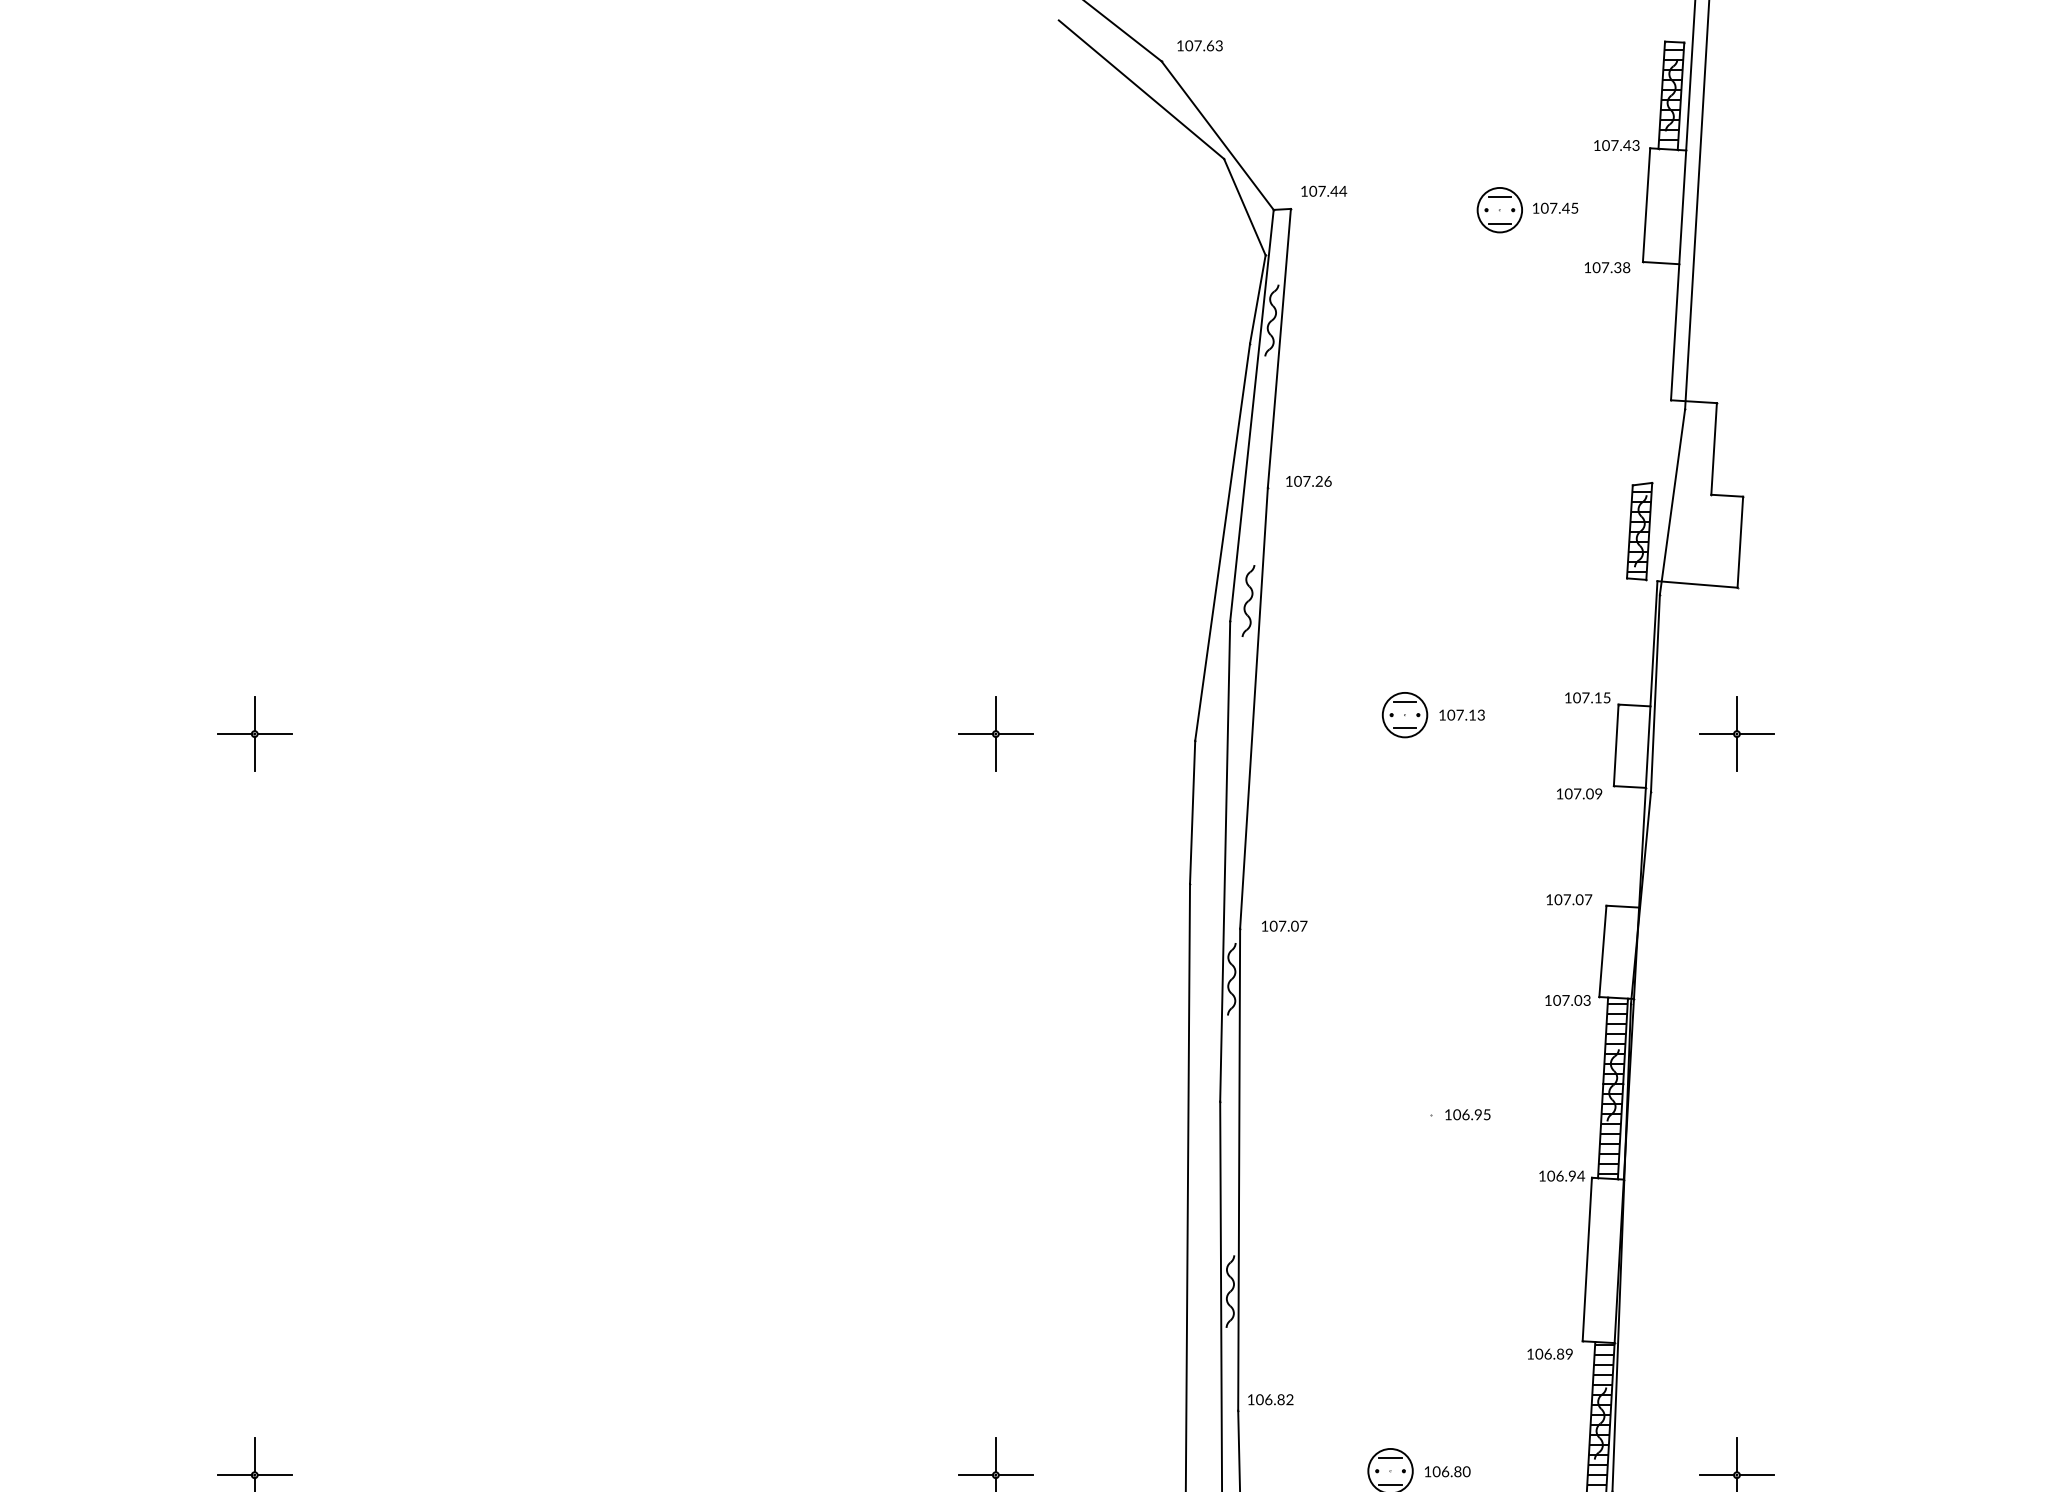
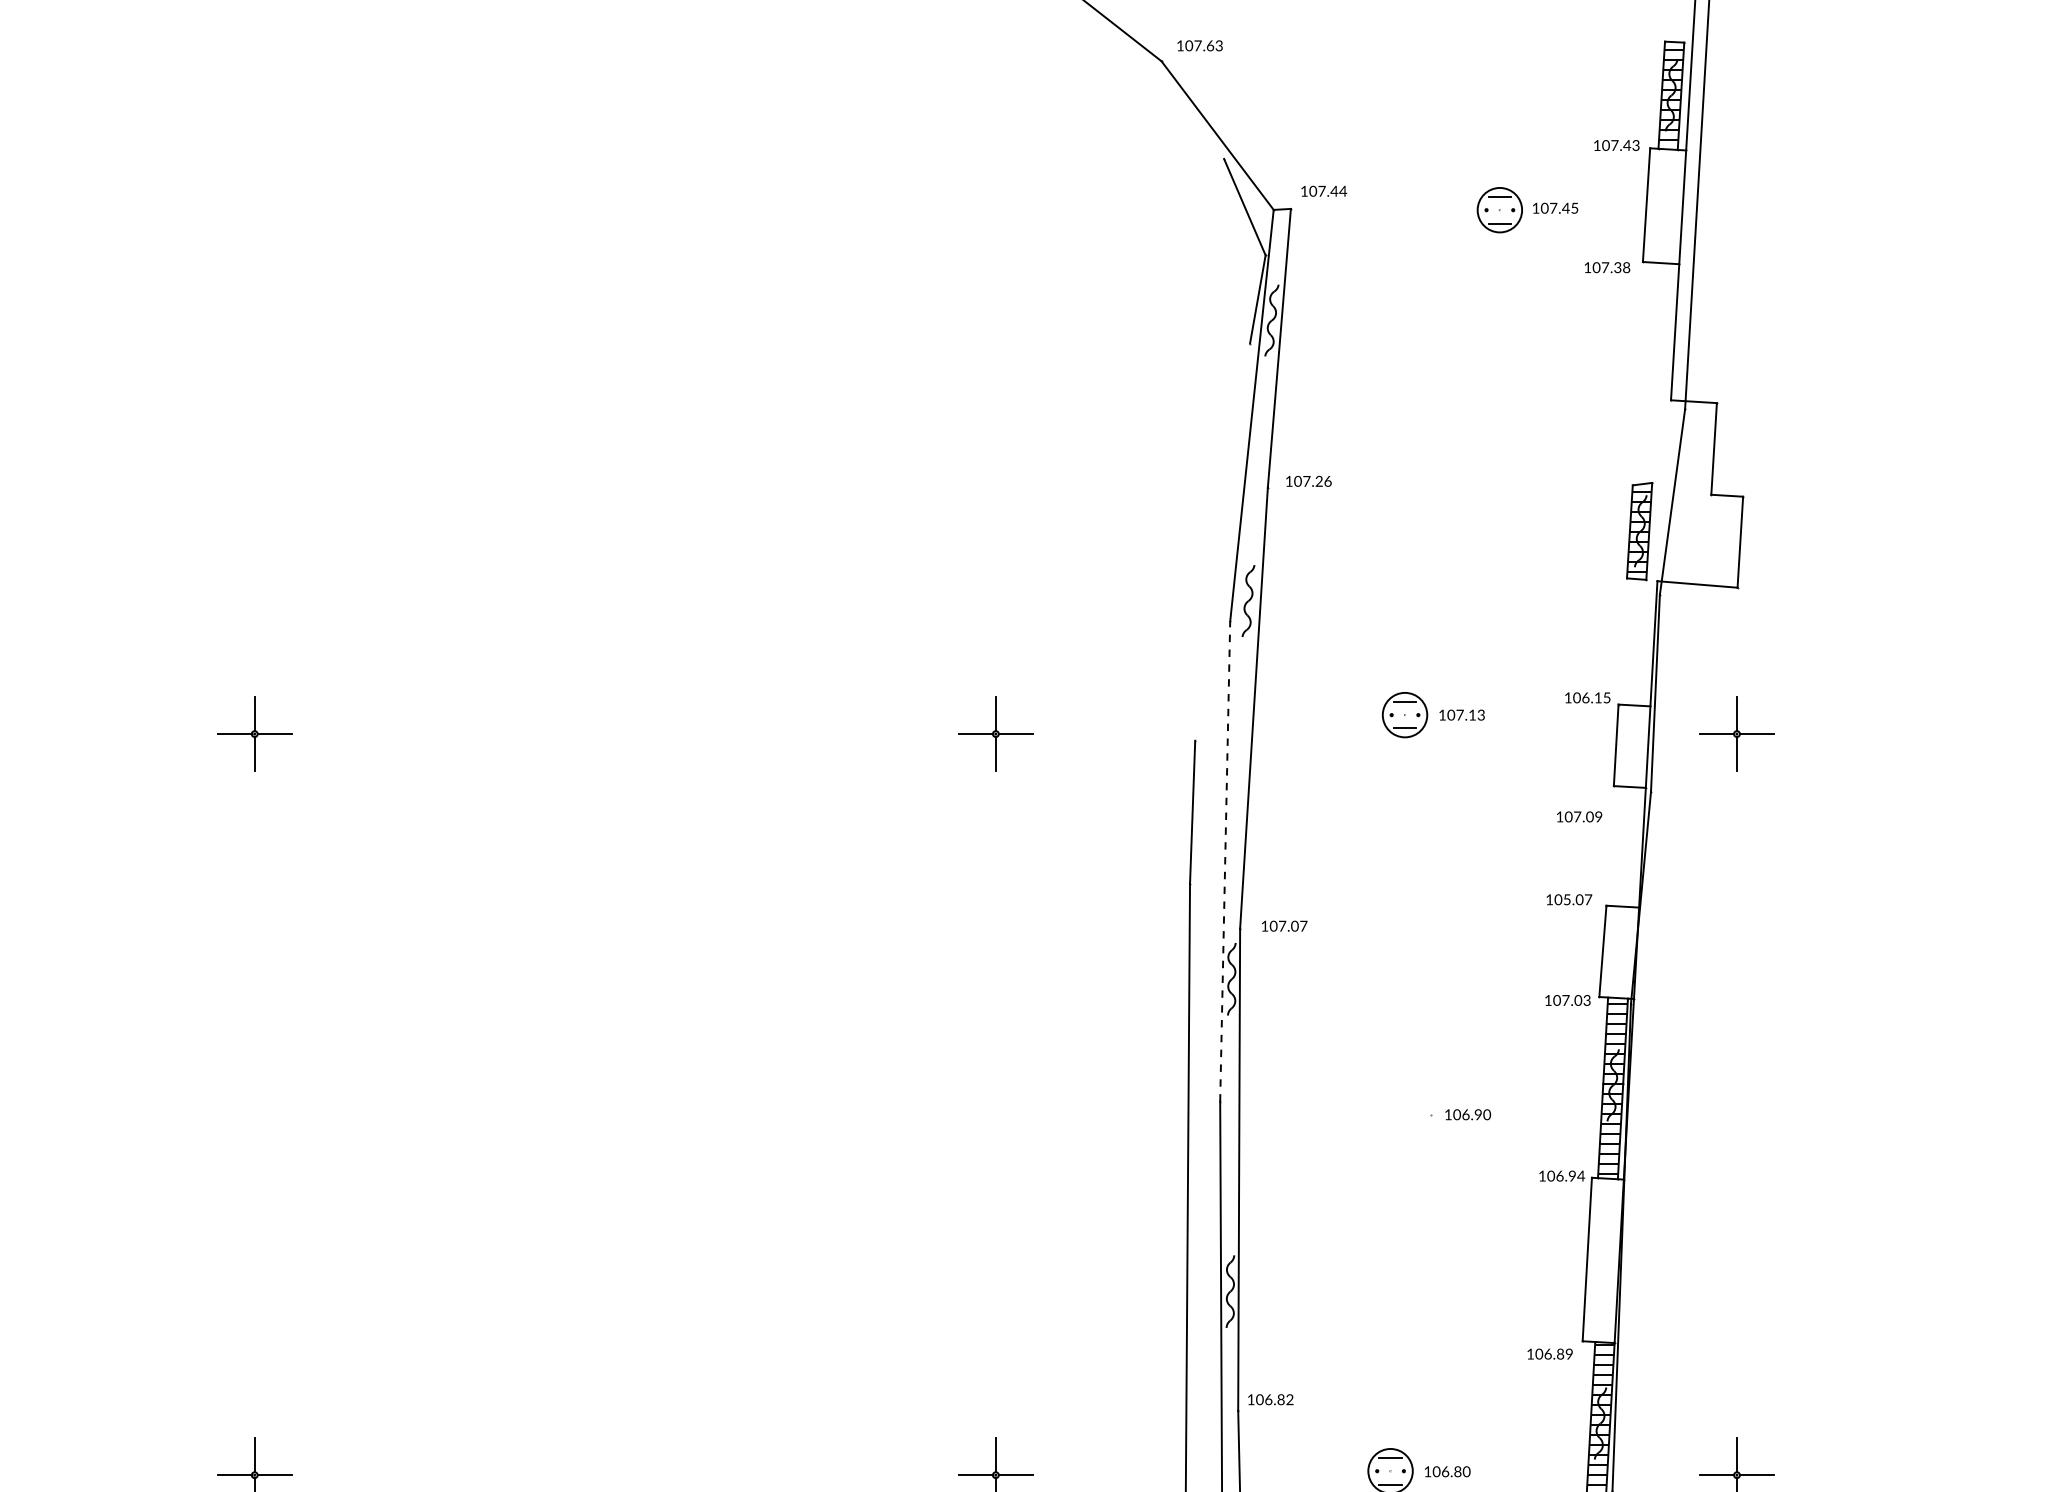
line: present -> none (1141, 89)
line: present -> none (1222, 541)
text: 107.15 -> 106.15 (1585, 697)
text position: (1579, 793) -> (1579, 816) (1579, 816)
line: solid -> dashed (1225, 860)
text: 107.07 -> 105.07 (1566, 899)
text: 106.95 -> 106.90 (1487, 1114)
